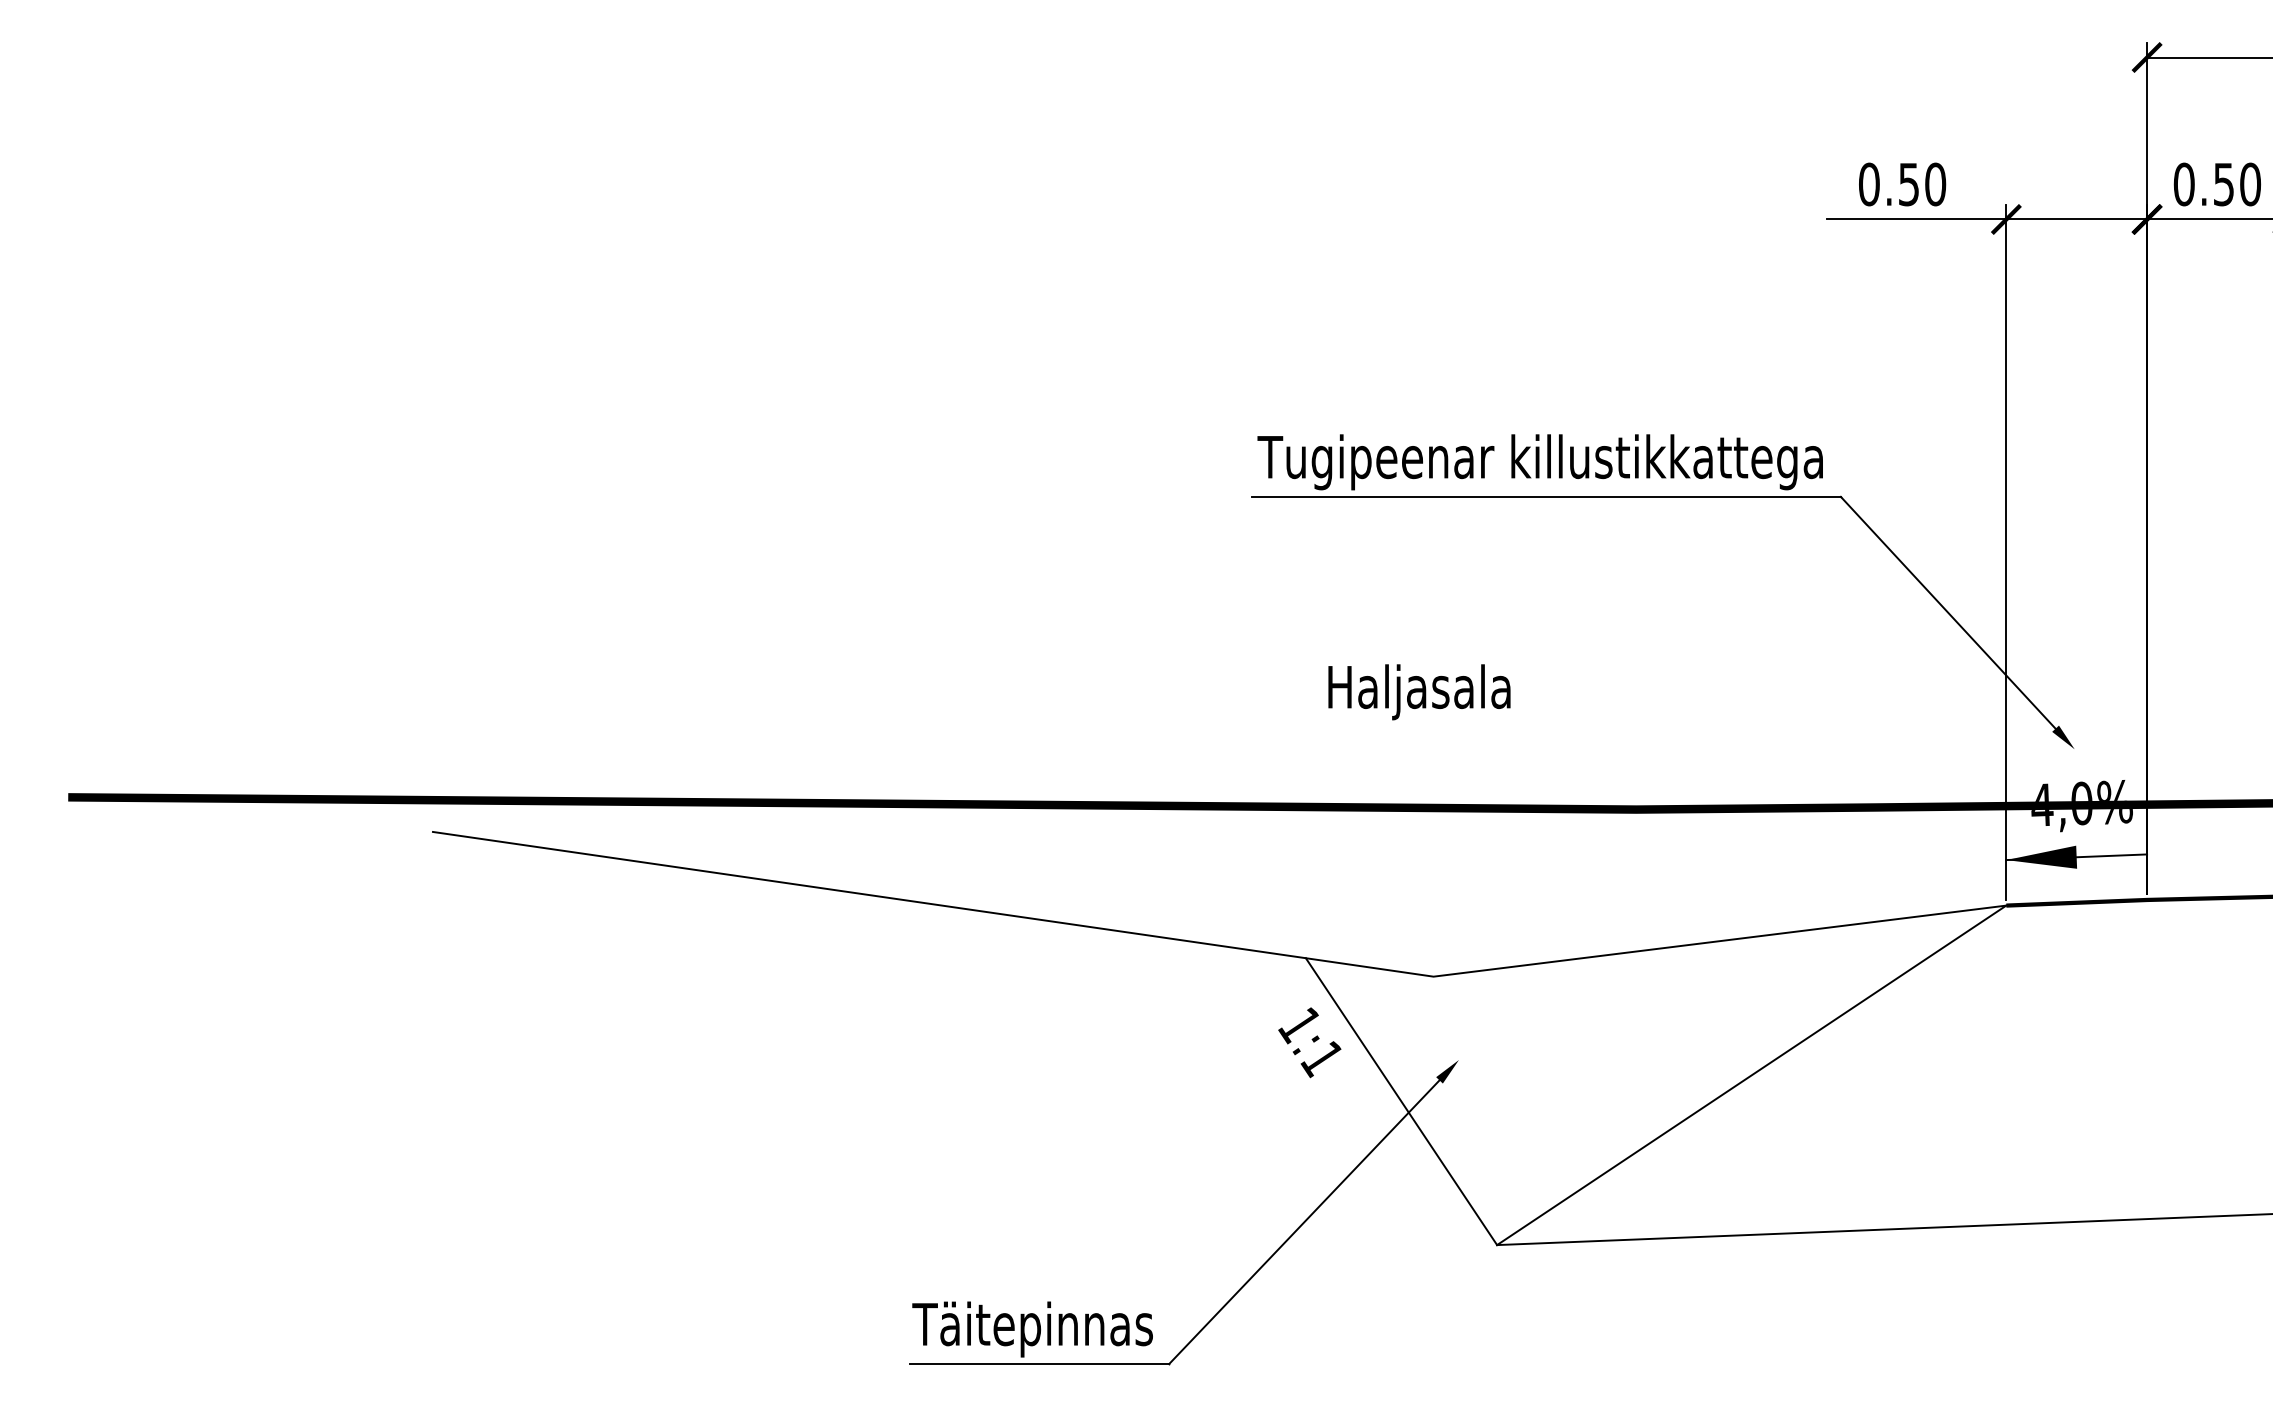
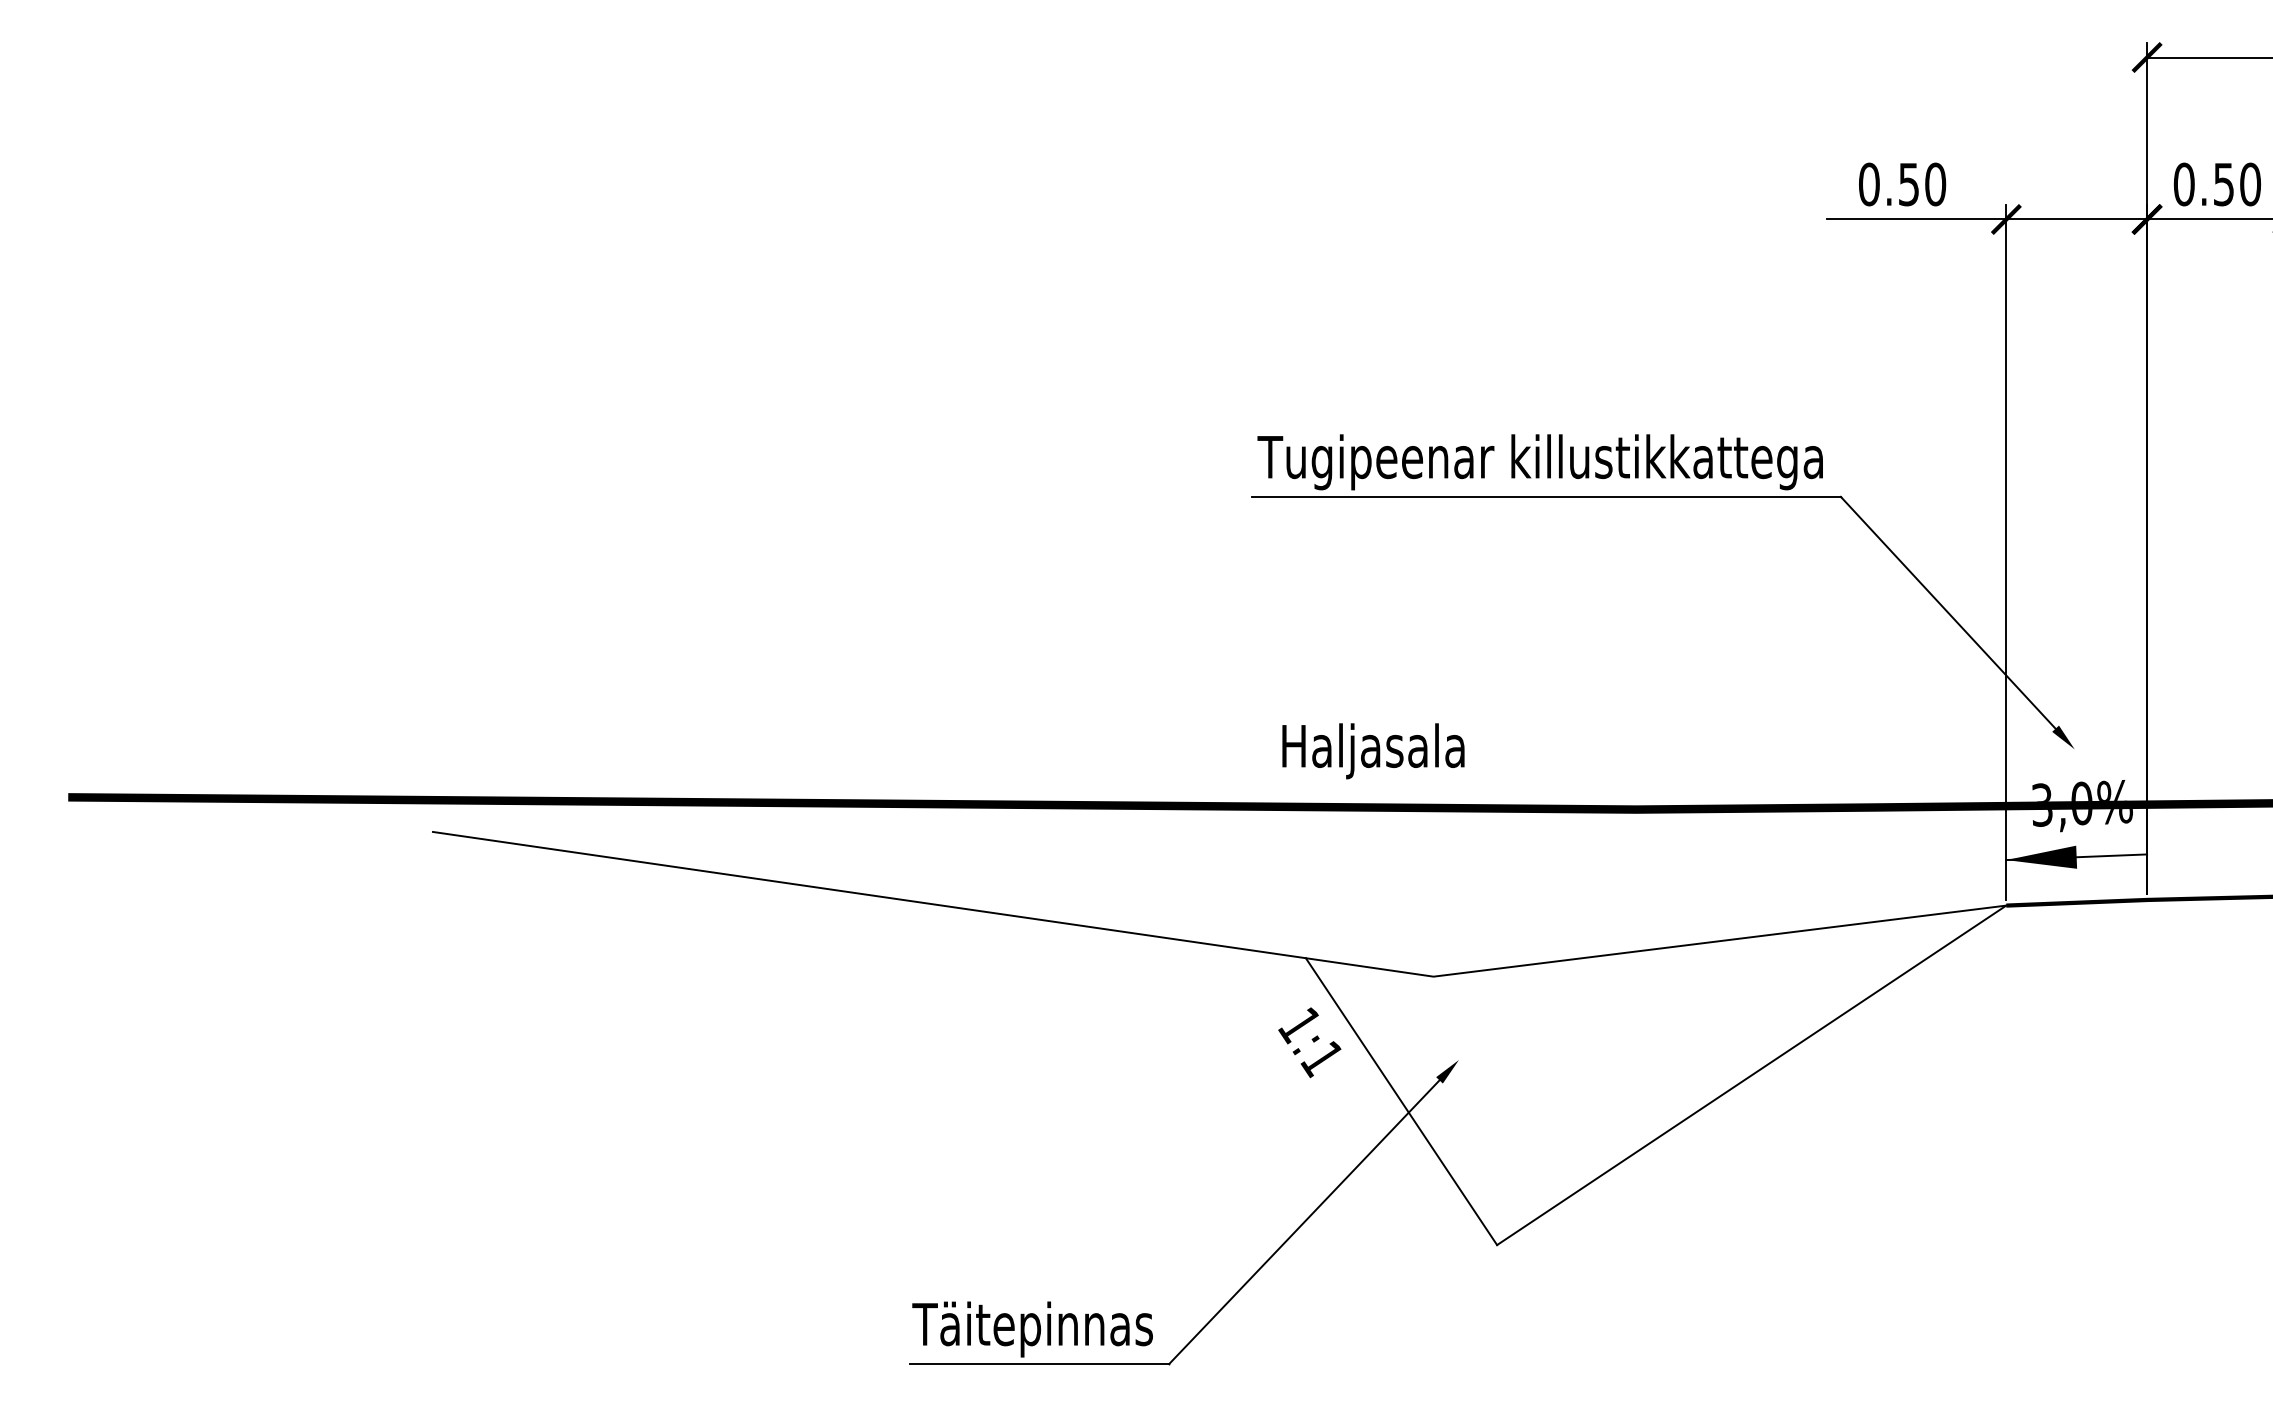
text position: (1419, 692) -> (1373, 751) (1373, 751)
text: 4,0%%% -> 3,0%%% (2042, 804)
line: present -> none (1883, 1229)
